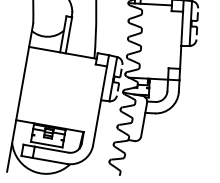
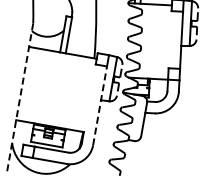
line: solid -> dashed (20, 98)
line: solid -> dashed (100, 105)
